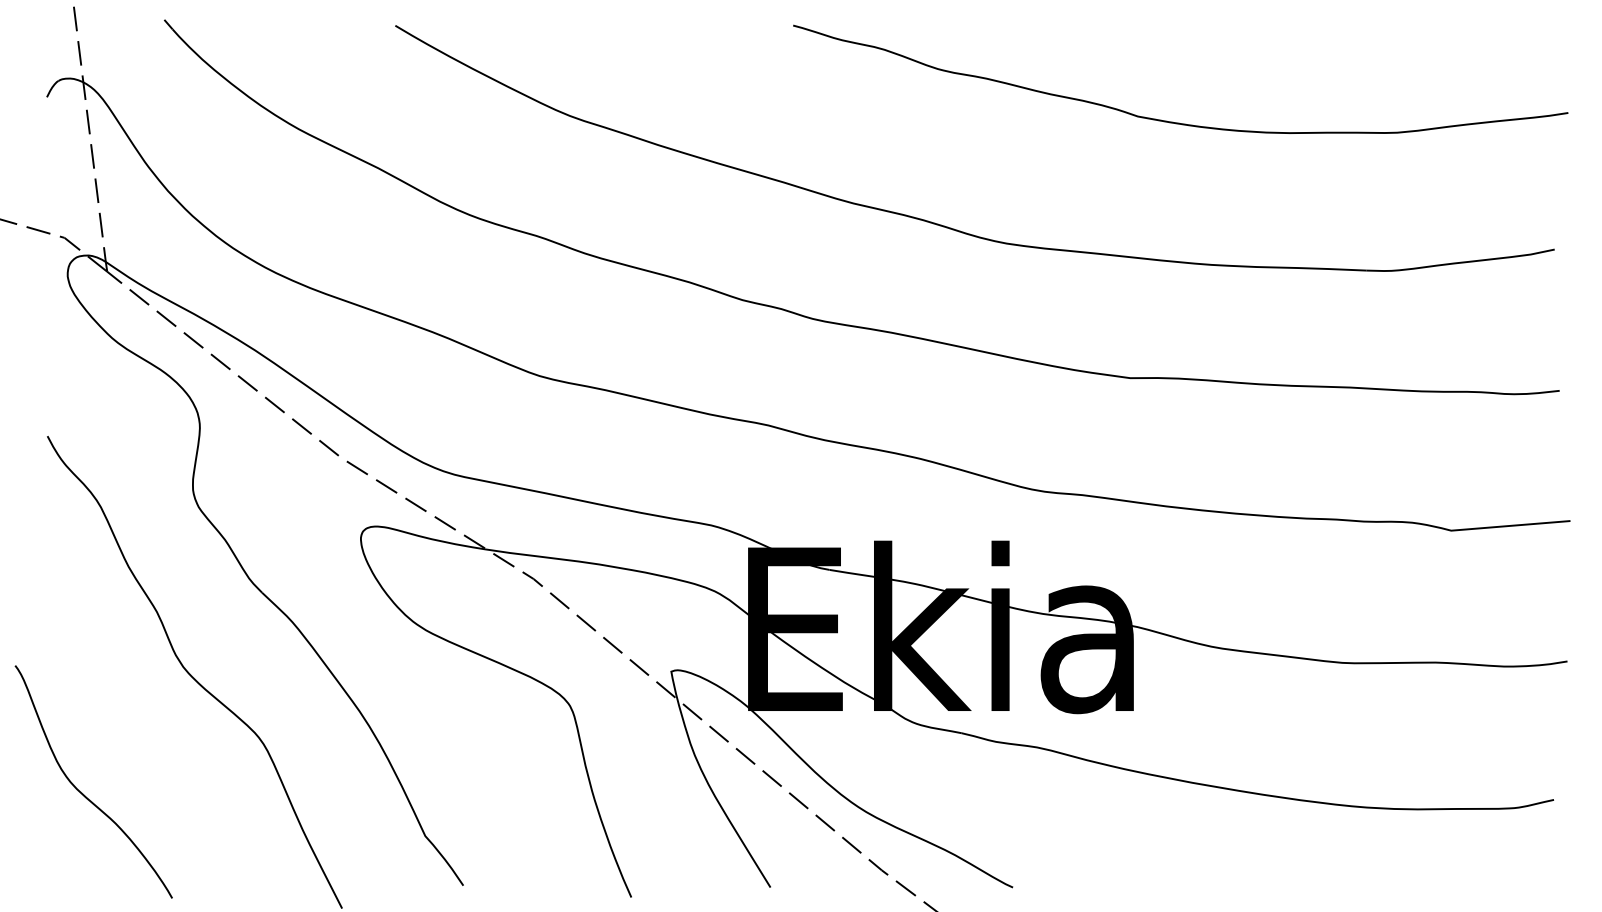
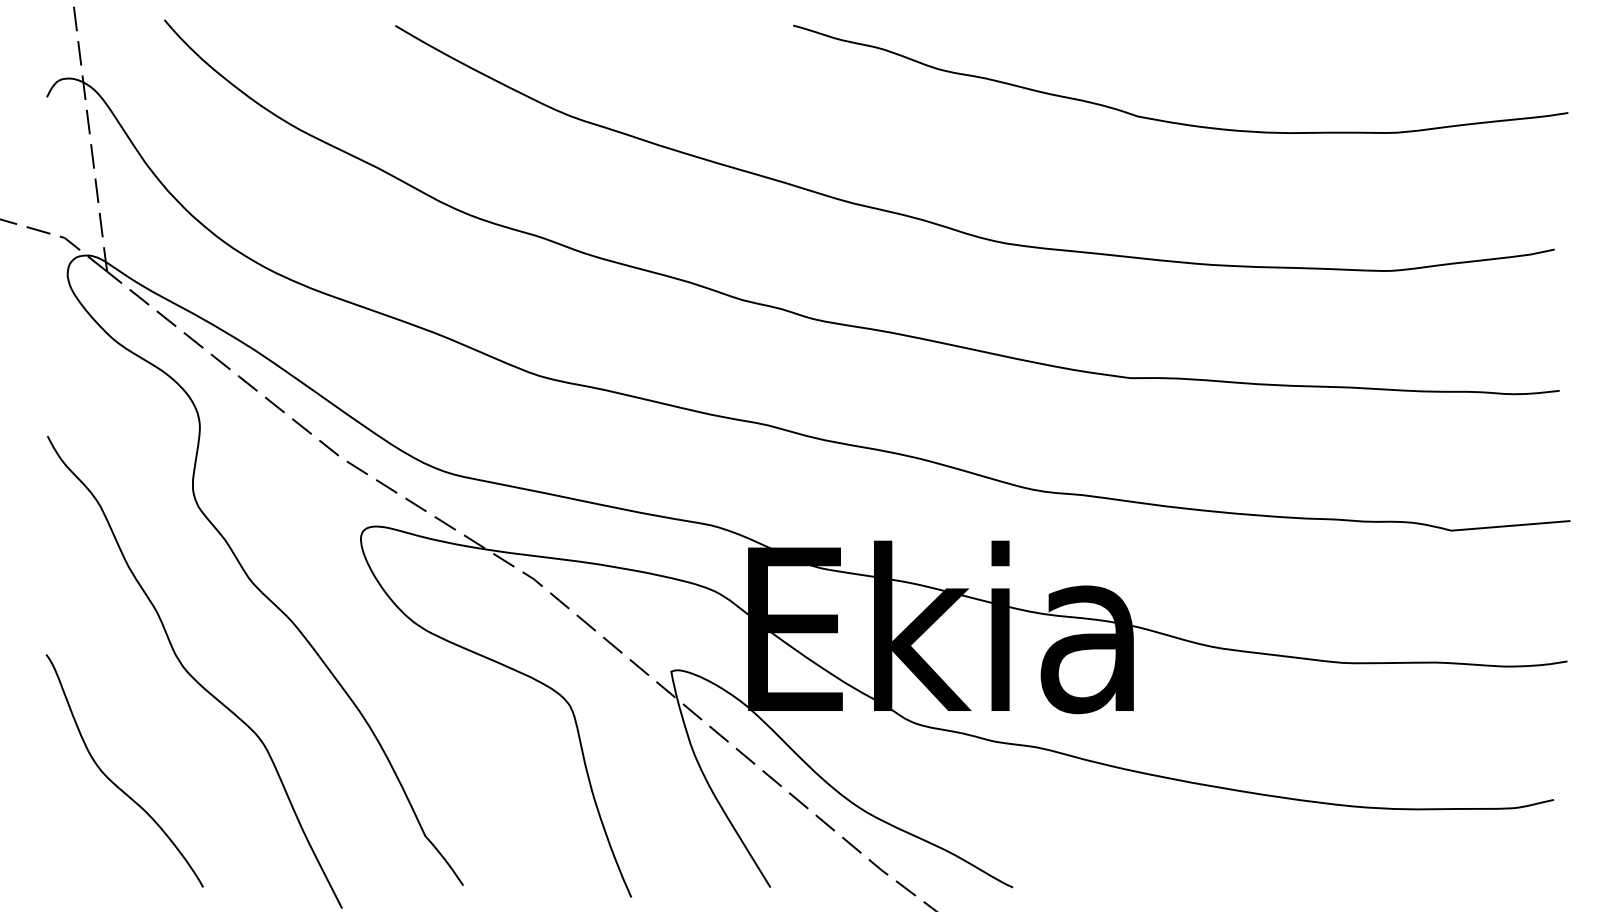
curve position: (82, 792) -> (113, 781) (113, 781)
